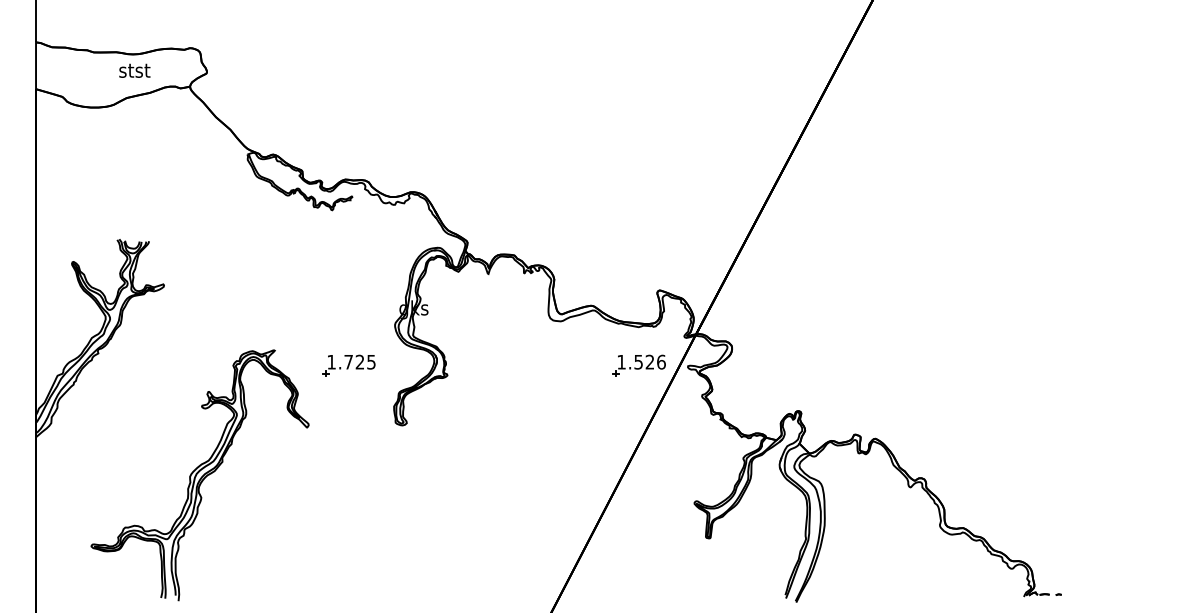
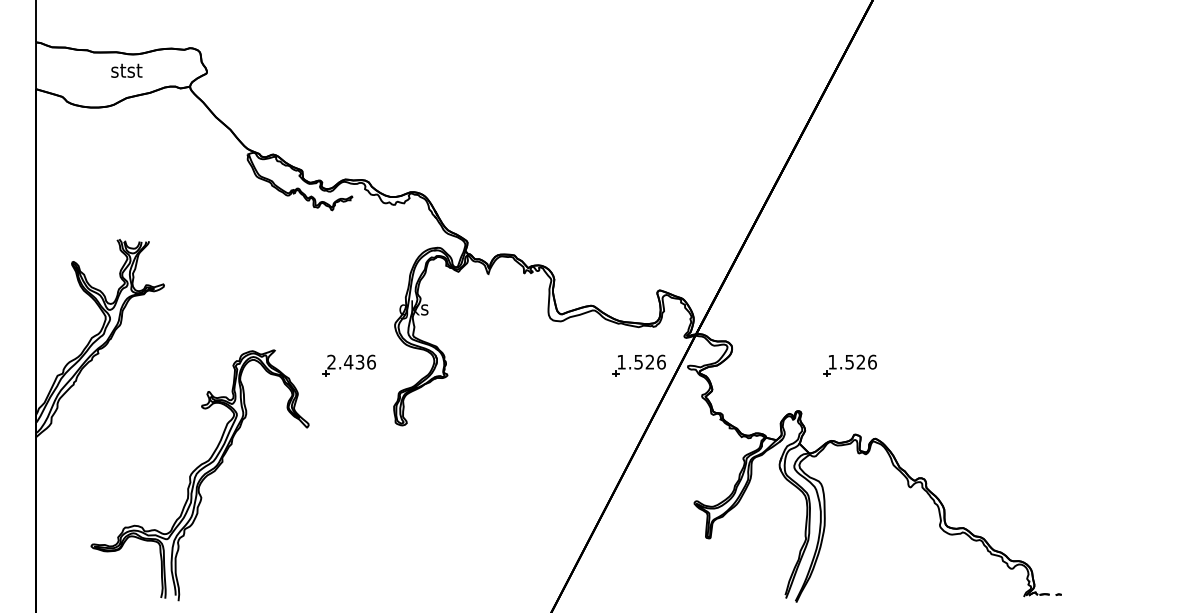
text position: (134, 70) -> (126, 70) (126, 70)
text: 1.725 -> 2.436 (351, 361)
part: none -> present (849, 365)
